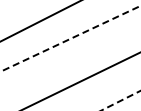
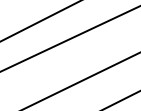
line: dashed -> solid (70, 38)
line: dashed -> solid (120, 101)
